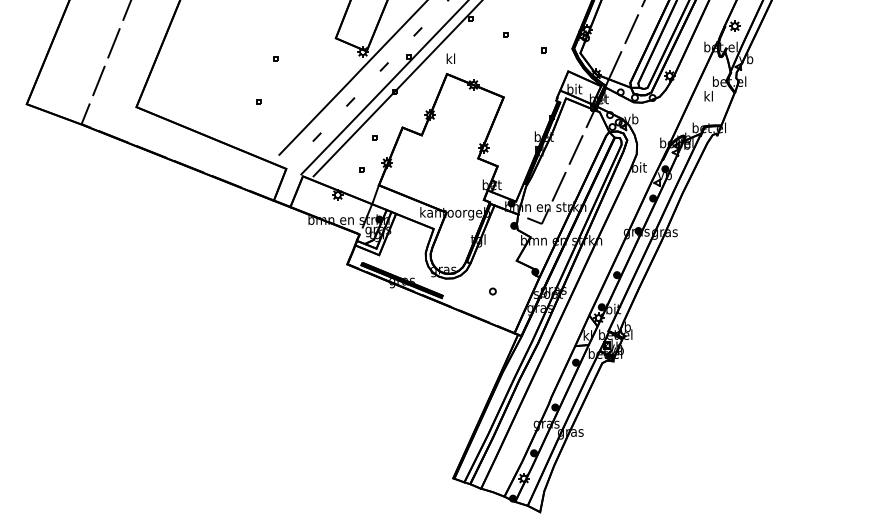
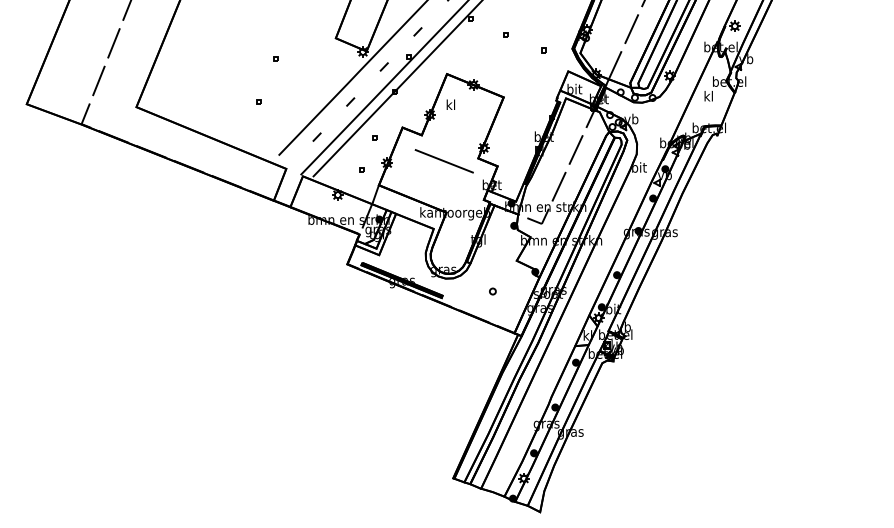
text position: (450, 58) -> (450, 104) (450, 104)
line: none -> present (443, 161)
